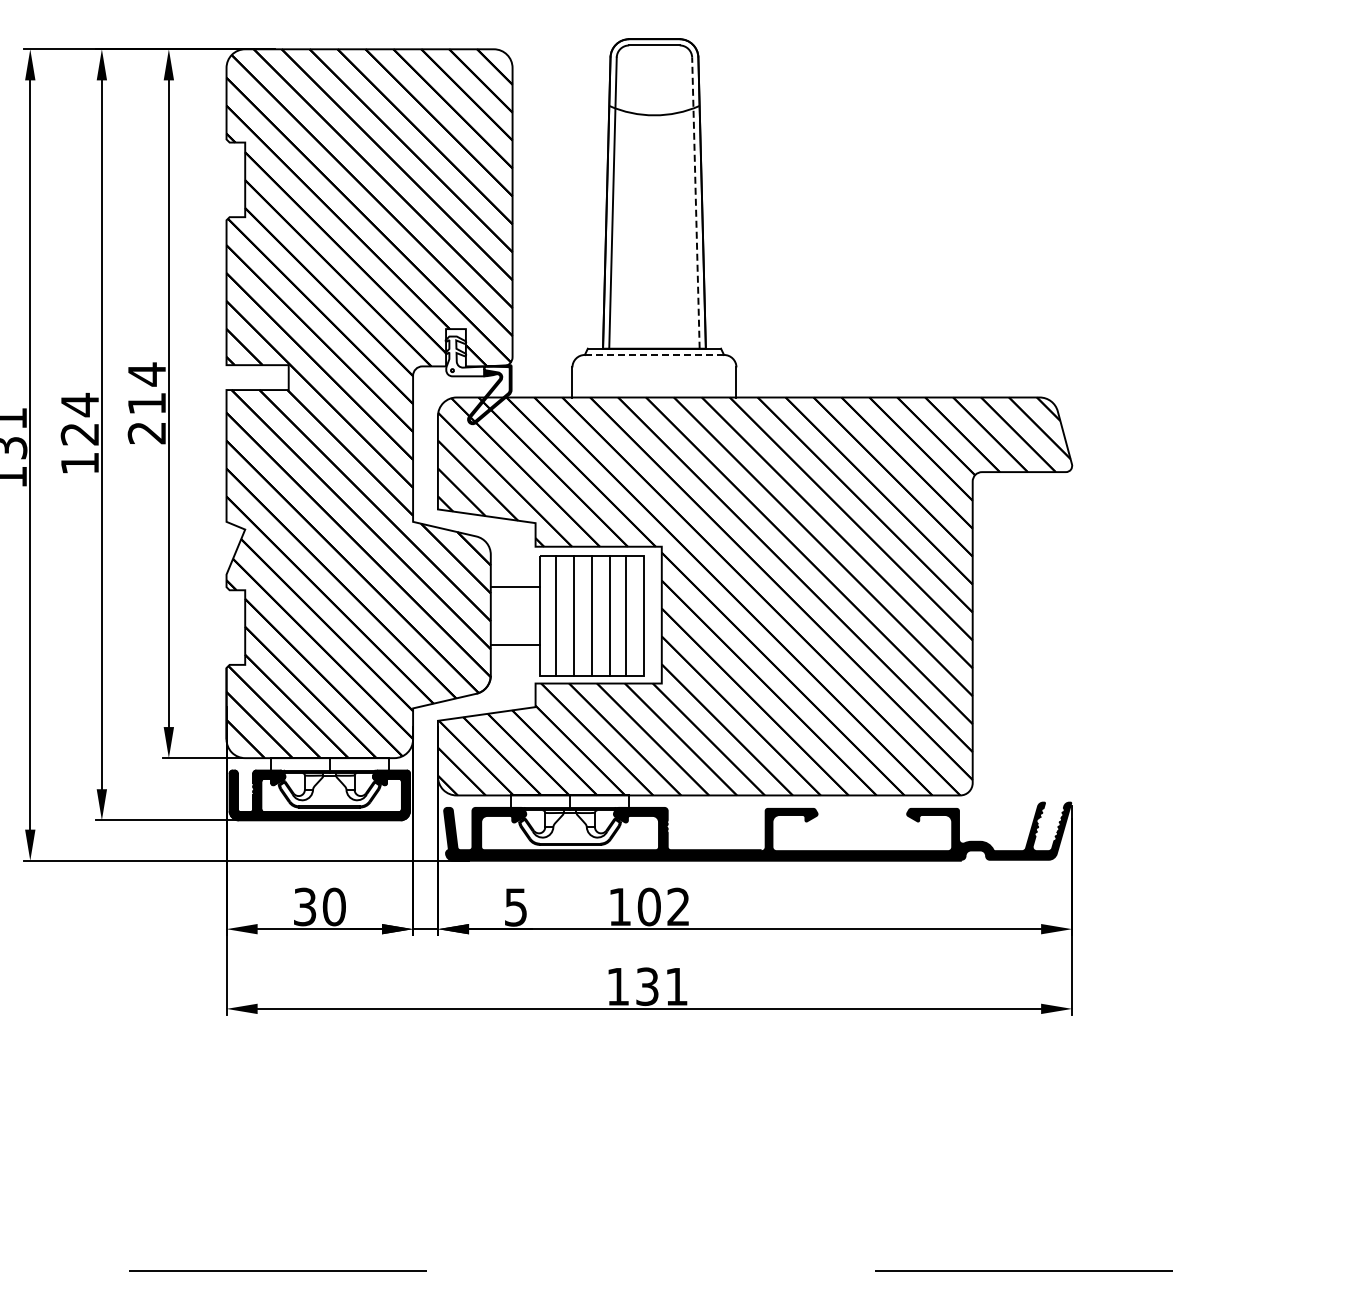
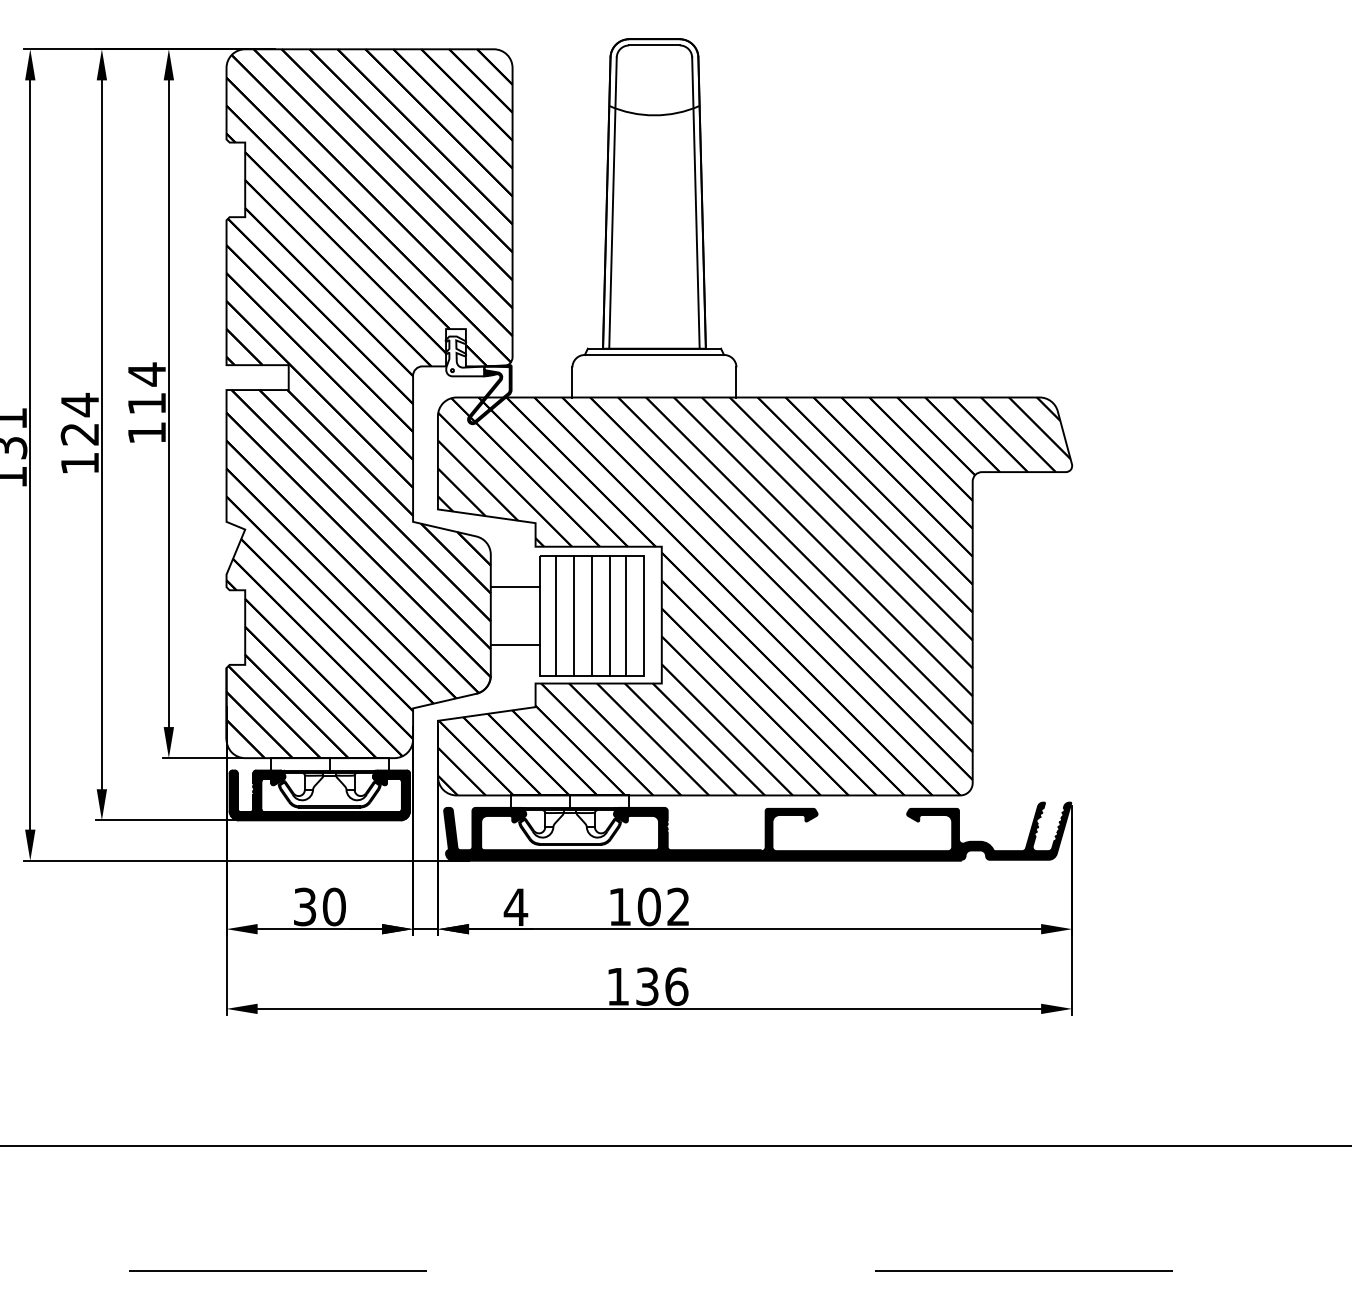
line: dashed -> solid (695, 203)
line: dashed -> solid (654, 354)
text: 214 -> 114 (146, 433)
text: 5 -> 4 (515, 907)
text: 131 -> 136 (676, 986)
line: none -> present (675, 1146)
